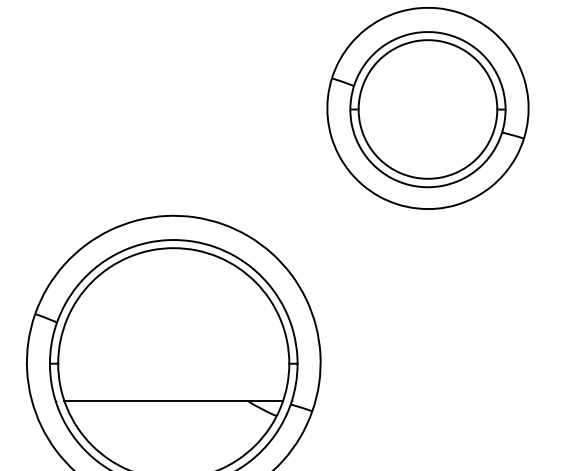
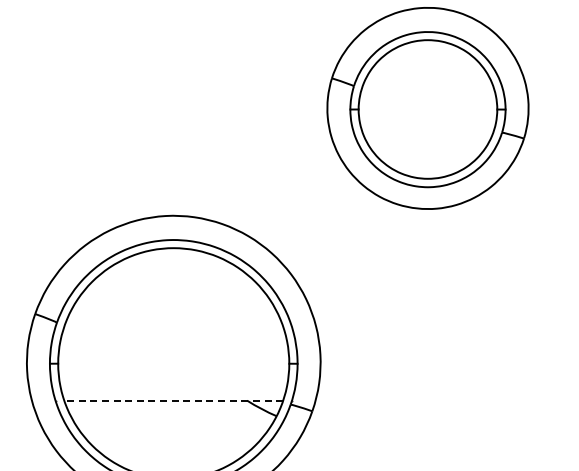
line: solid -> dashed (173, 400)
